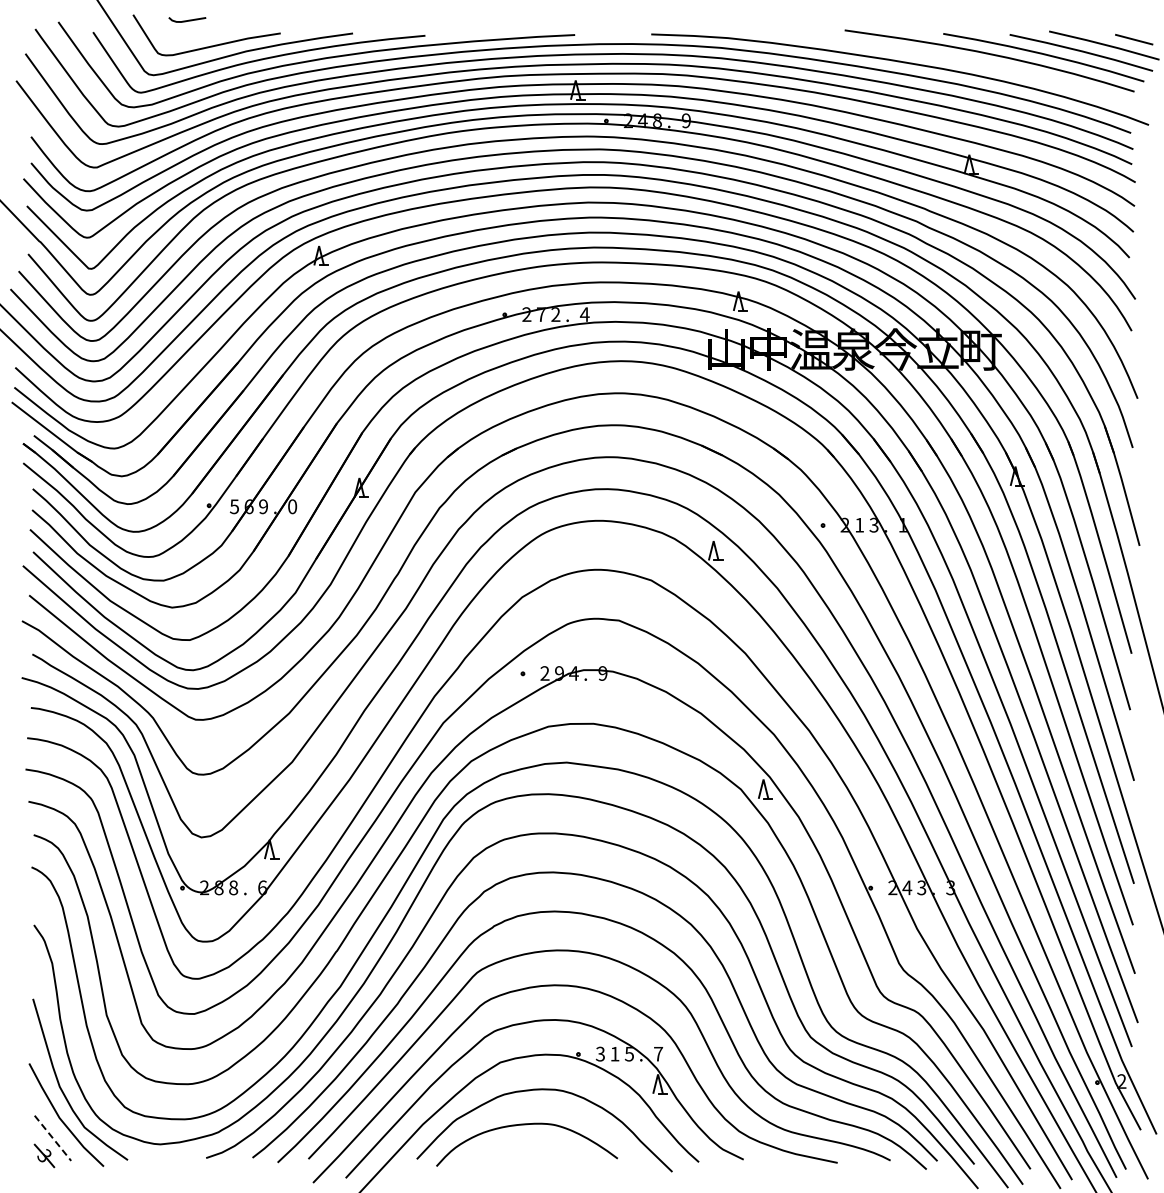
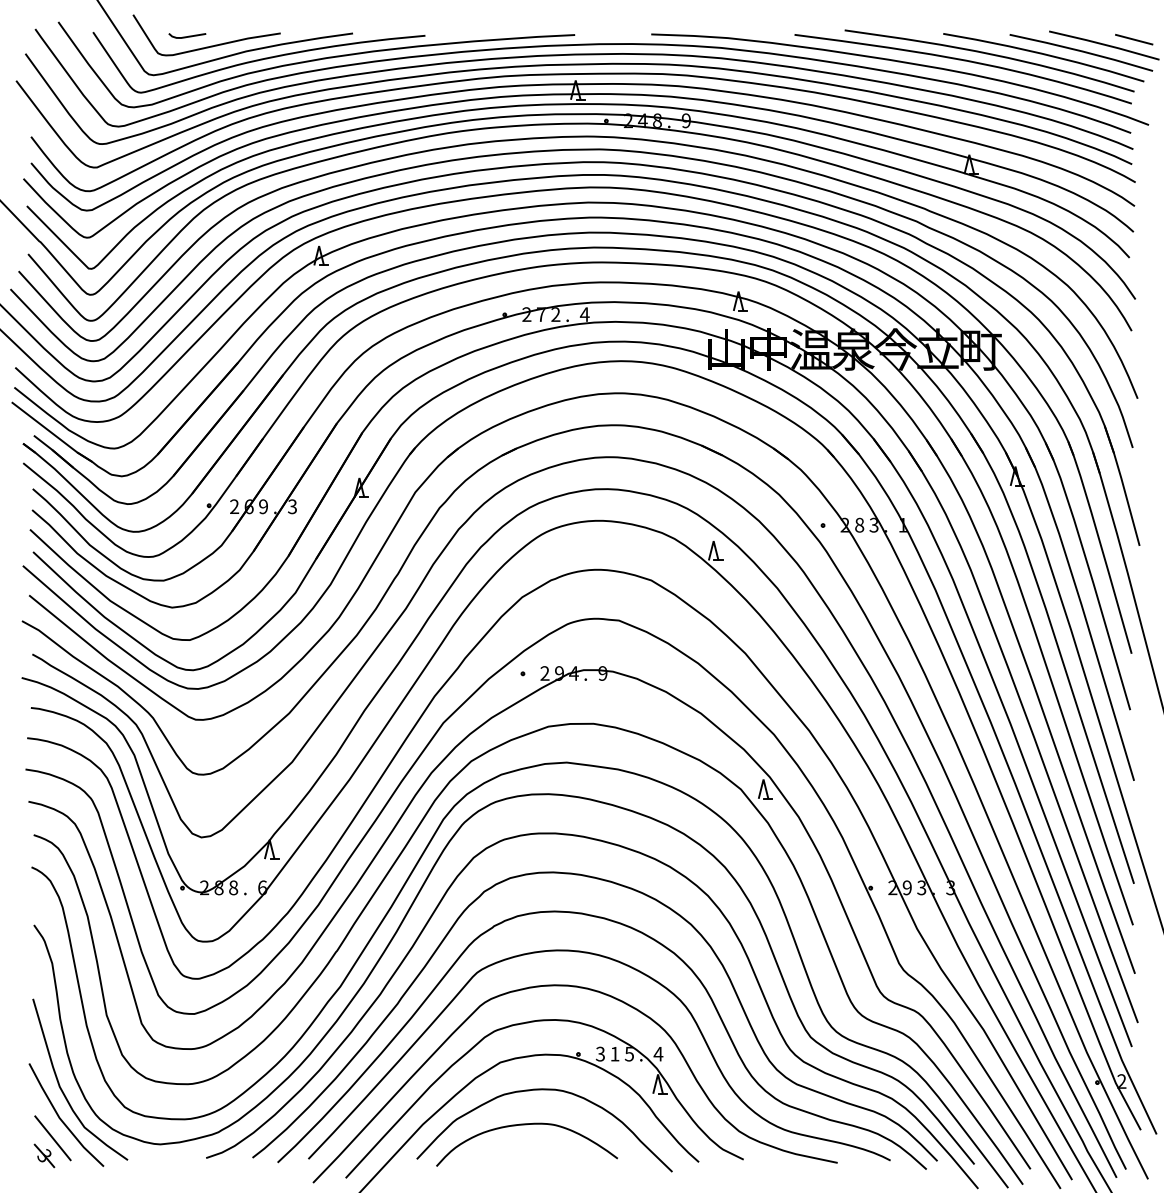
line position: (188, 19) -> (188, 35) (188, 35)
curve: none -> present (963, 61)
text: 5 -> 2 (234, 506)
text: 0 -> 3 (292, 506)
text: 1 -> 8 (859, 524)
text: 4 -> 9 (907, 887)
text: 7 -> 4 (658, 1054)
line: dashed -> solid (53, 1138)
